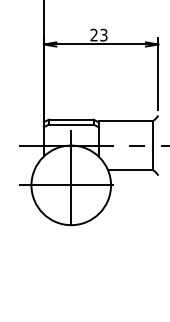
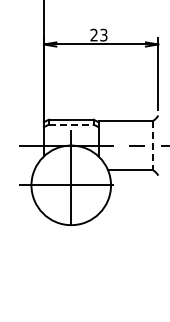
line: solid -> dashed (71, 124)
line: solid -> dashed (153, 145)
